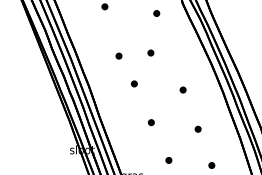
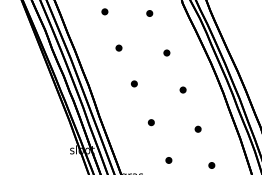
part position: (104, 6) -> (104, 11) (104, 11)
part position: (156, 13) -> (149, 13) (149, 13)
part position: (150, 52) -> (166, 52) (166, 52)
part position: (118, 55) -> (118, 47) (118, 47)
